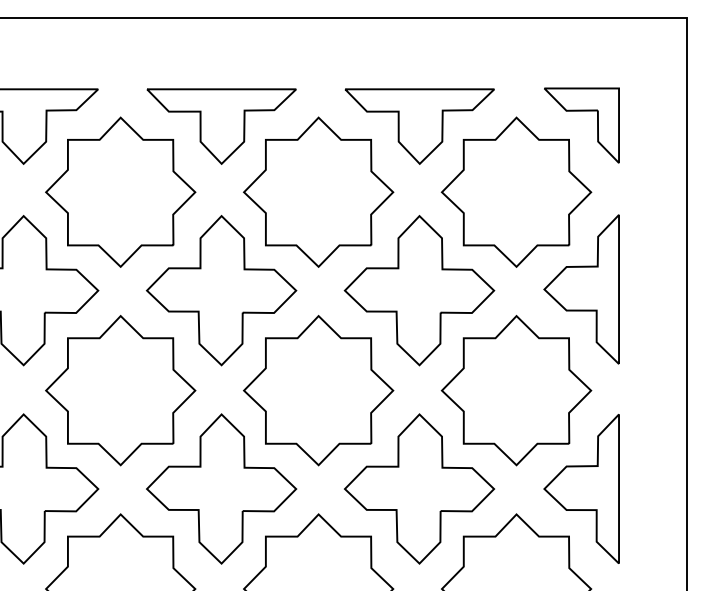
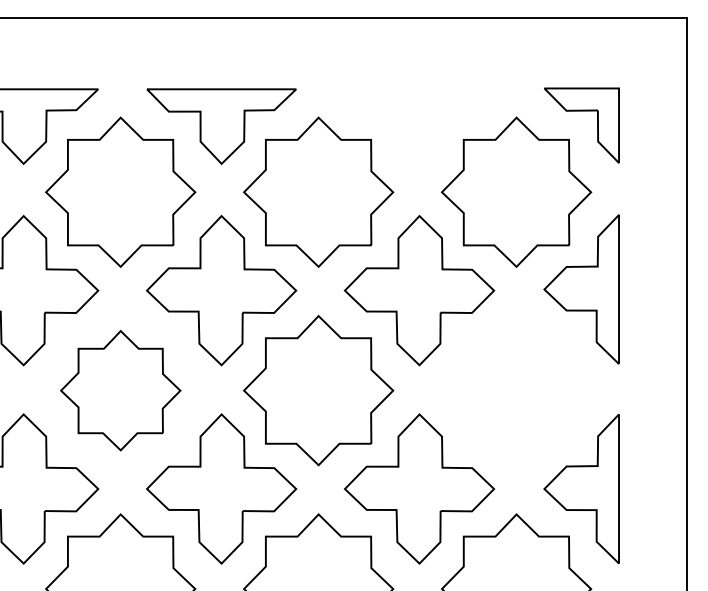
part: present -> none (419, 126)
part size: 152x152 px -> 122x122 px (120, 390)
part: present -> none (516, 390)
